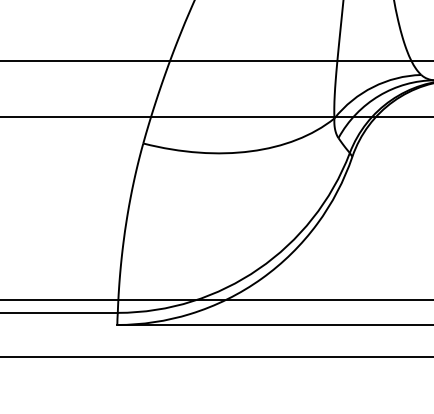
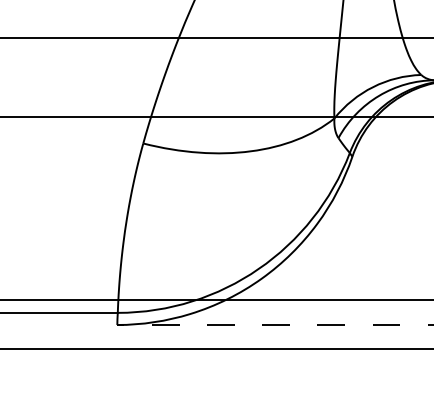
line position: (216, 60) -> (216, 37) (216, 37)
line: solid -> dashed (275, 324)
line position: (216, 356) -> (216, 348) (216, 348)
